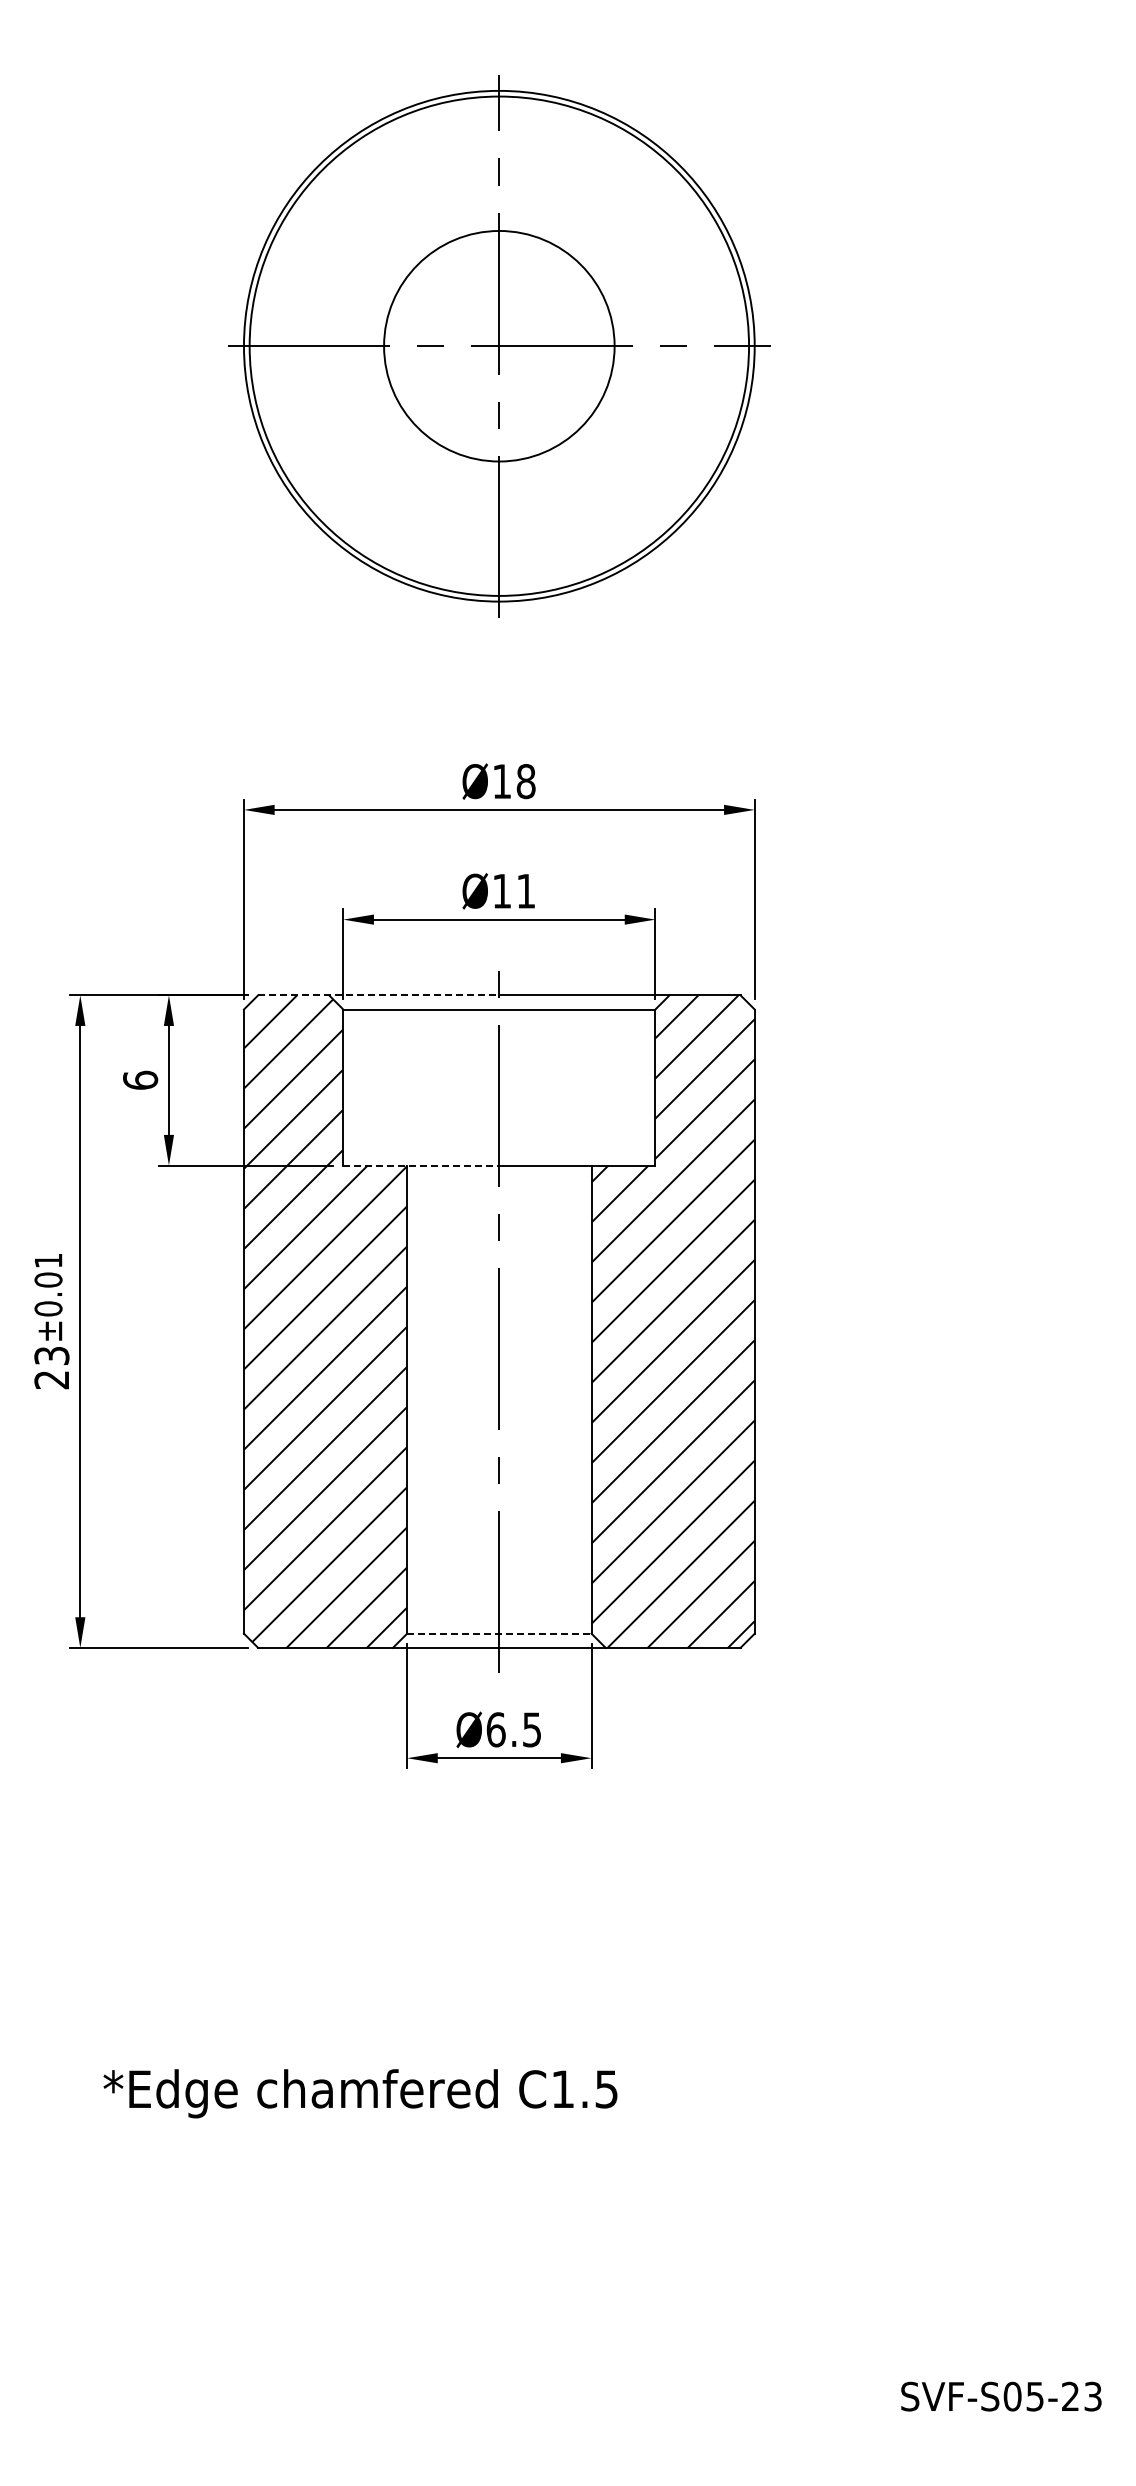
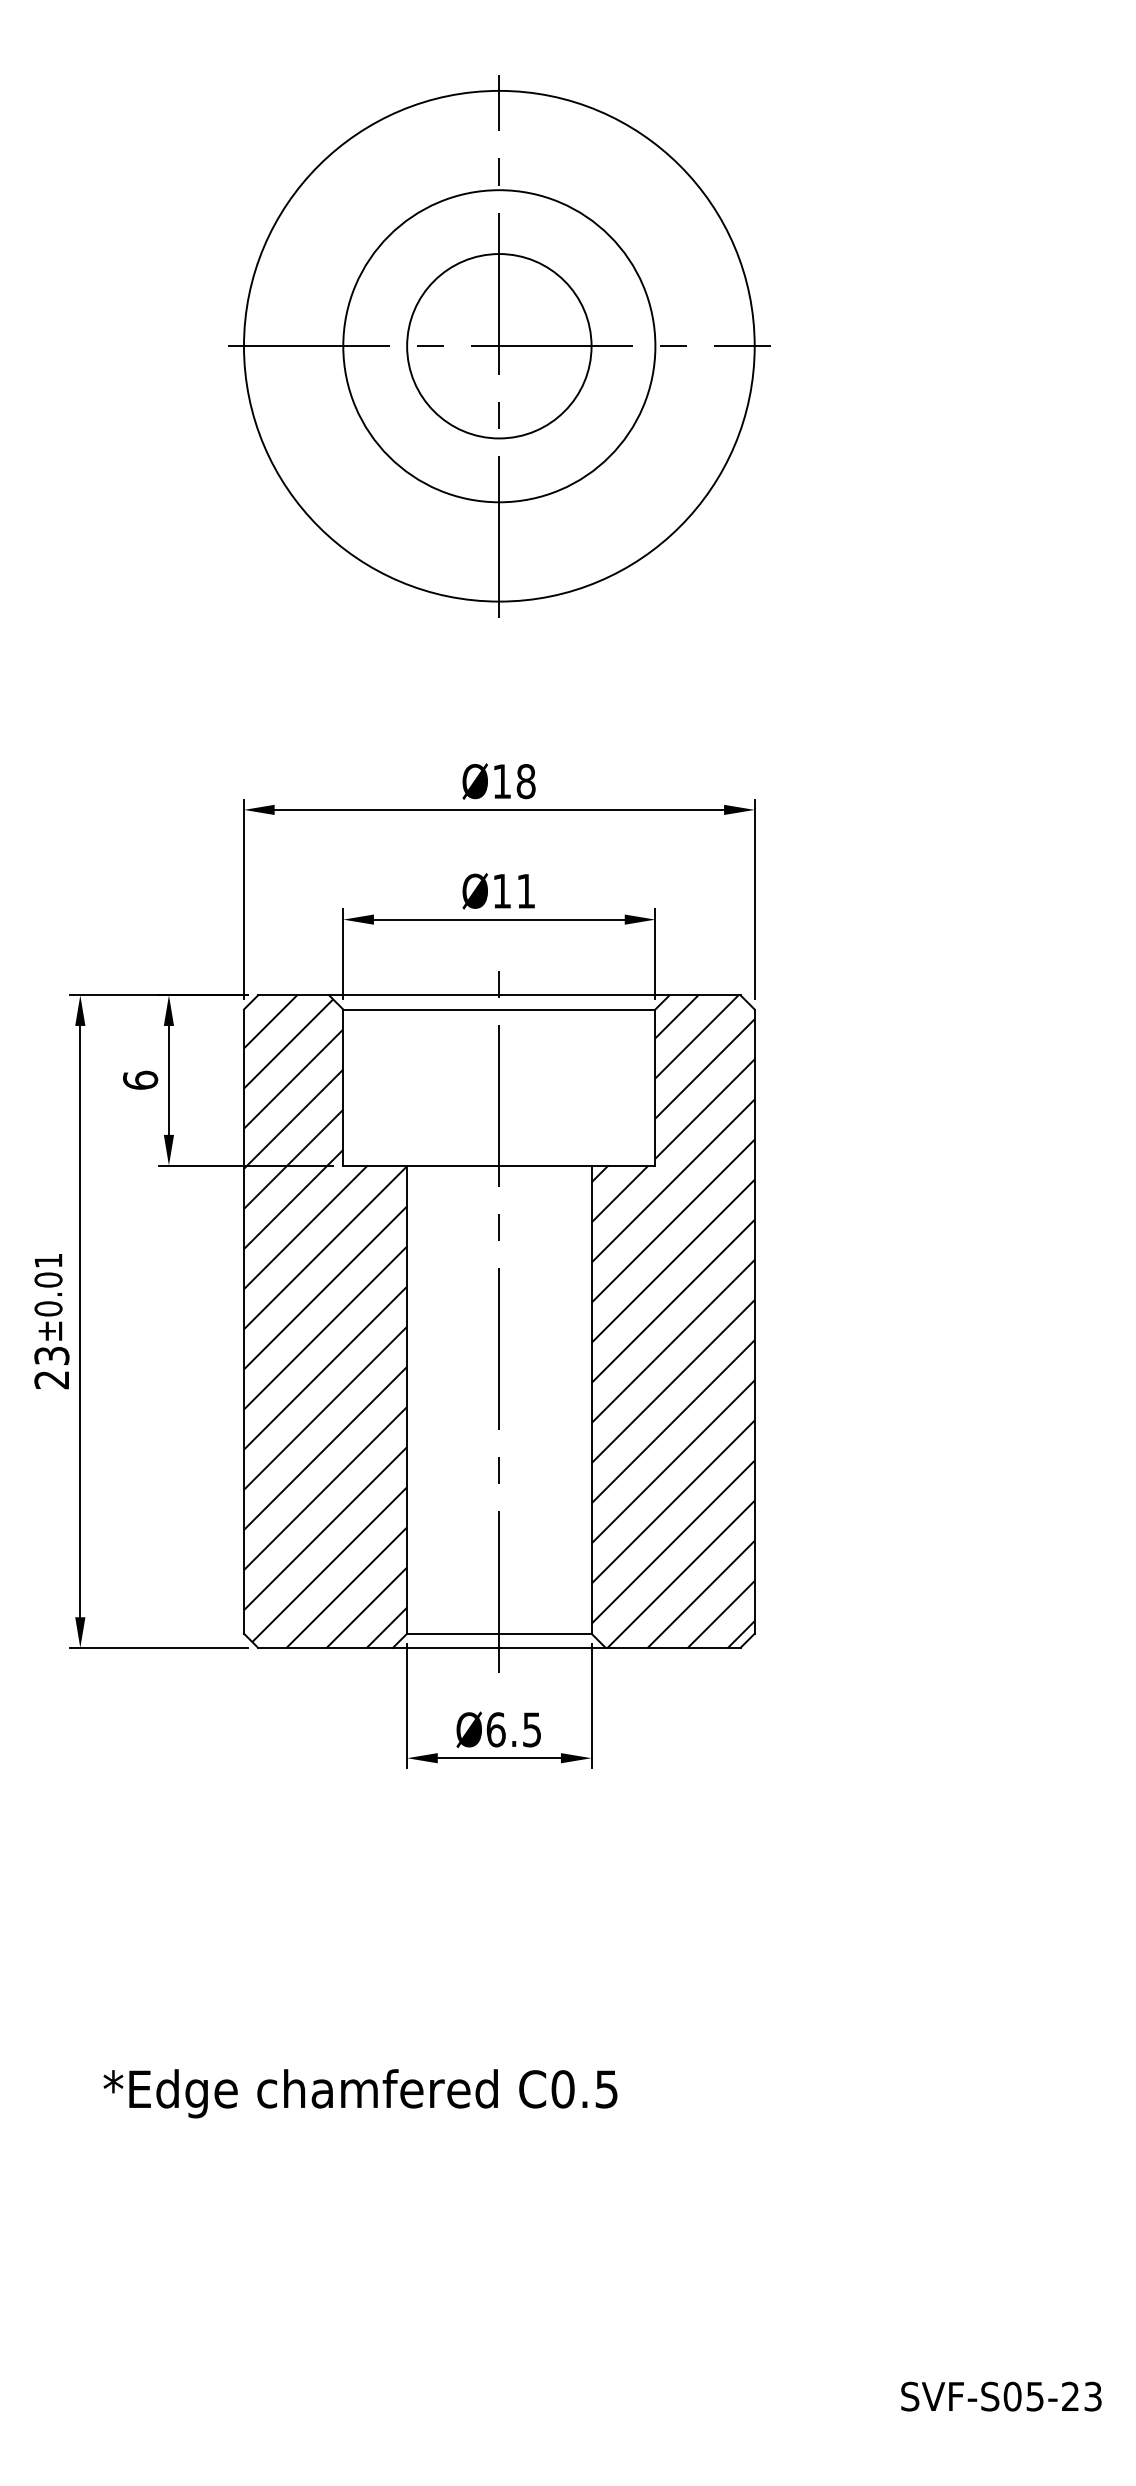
circle diameter: 231 px -> 184 px (499, 346)
circle diameter: 499 px -> 312 px (499, 346)
line: dashed -> solid (379, 995)
line: dashed -> solid (421, 1165)
line: dashed -> solid (499, 1633)
text: C1.5 -> C0.5 (562, 2089)
